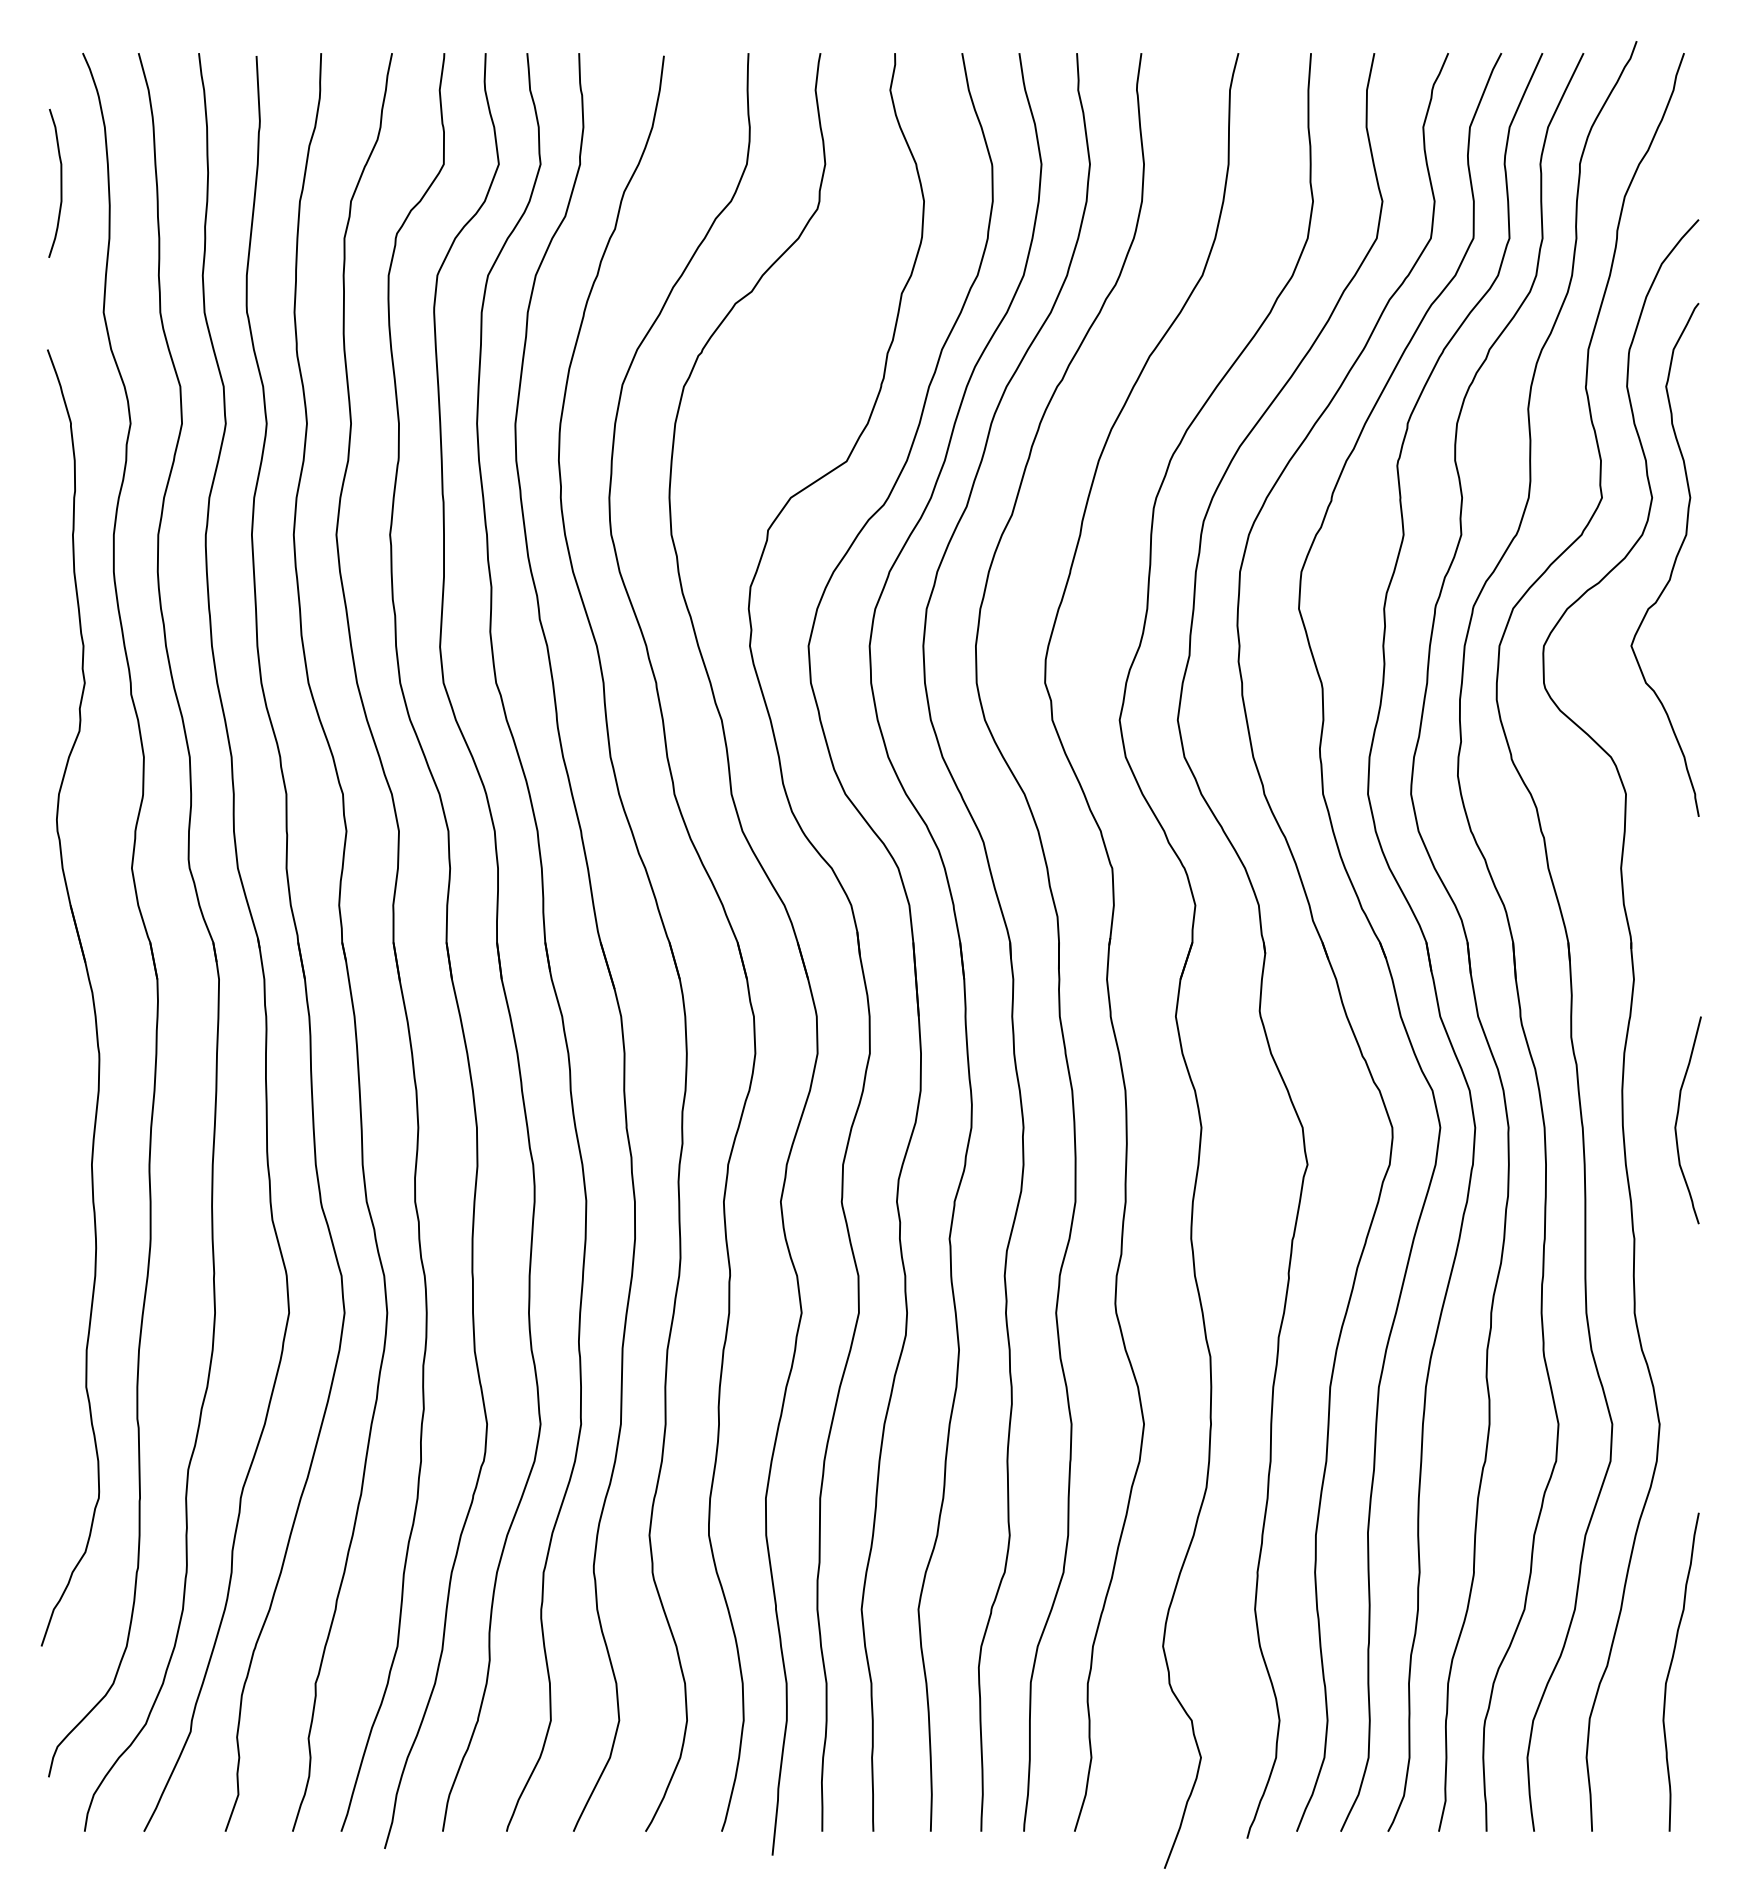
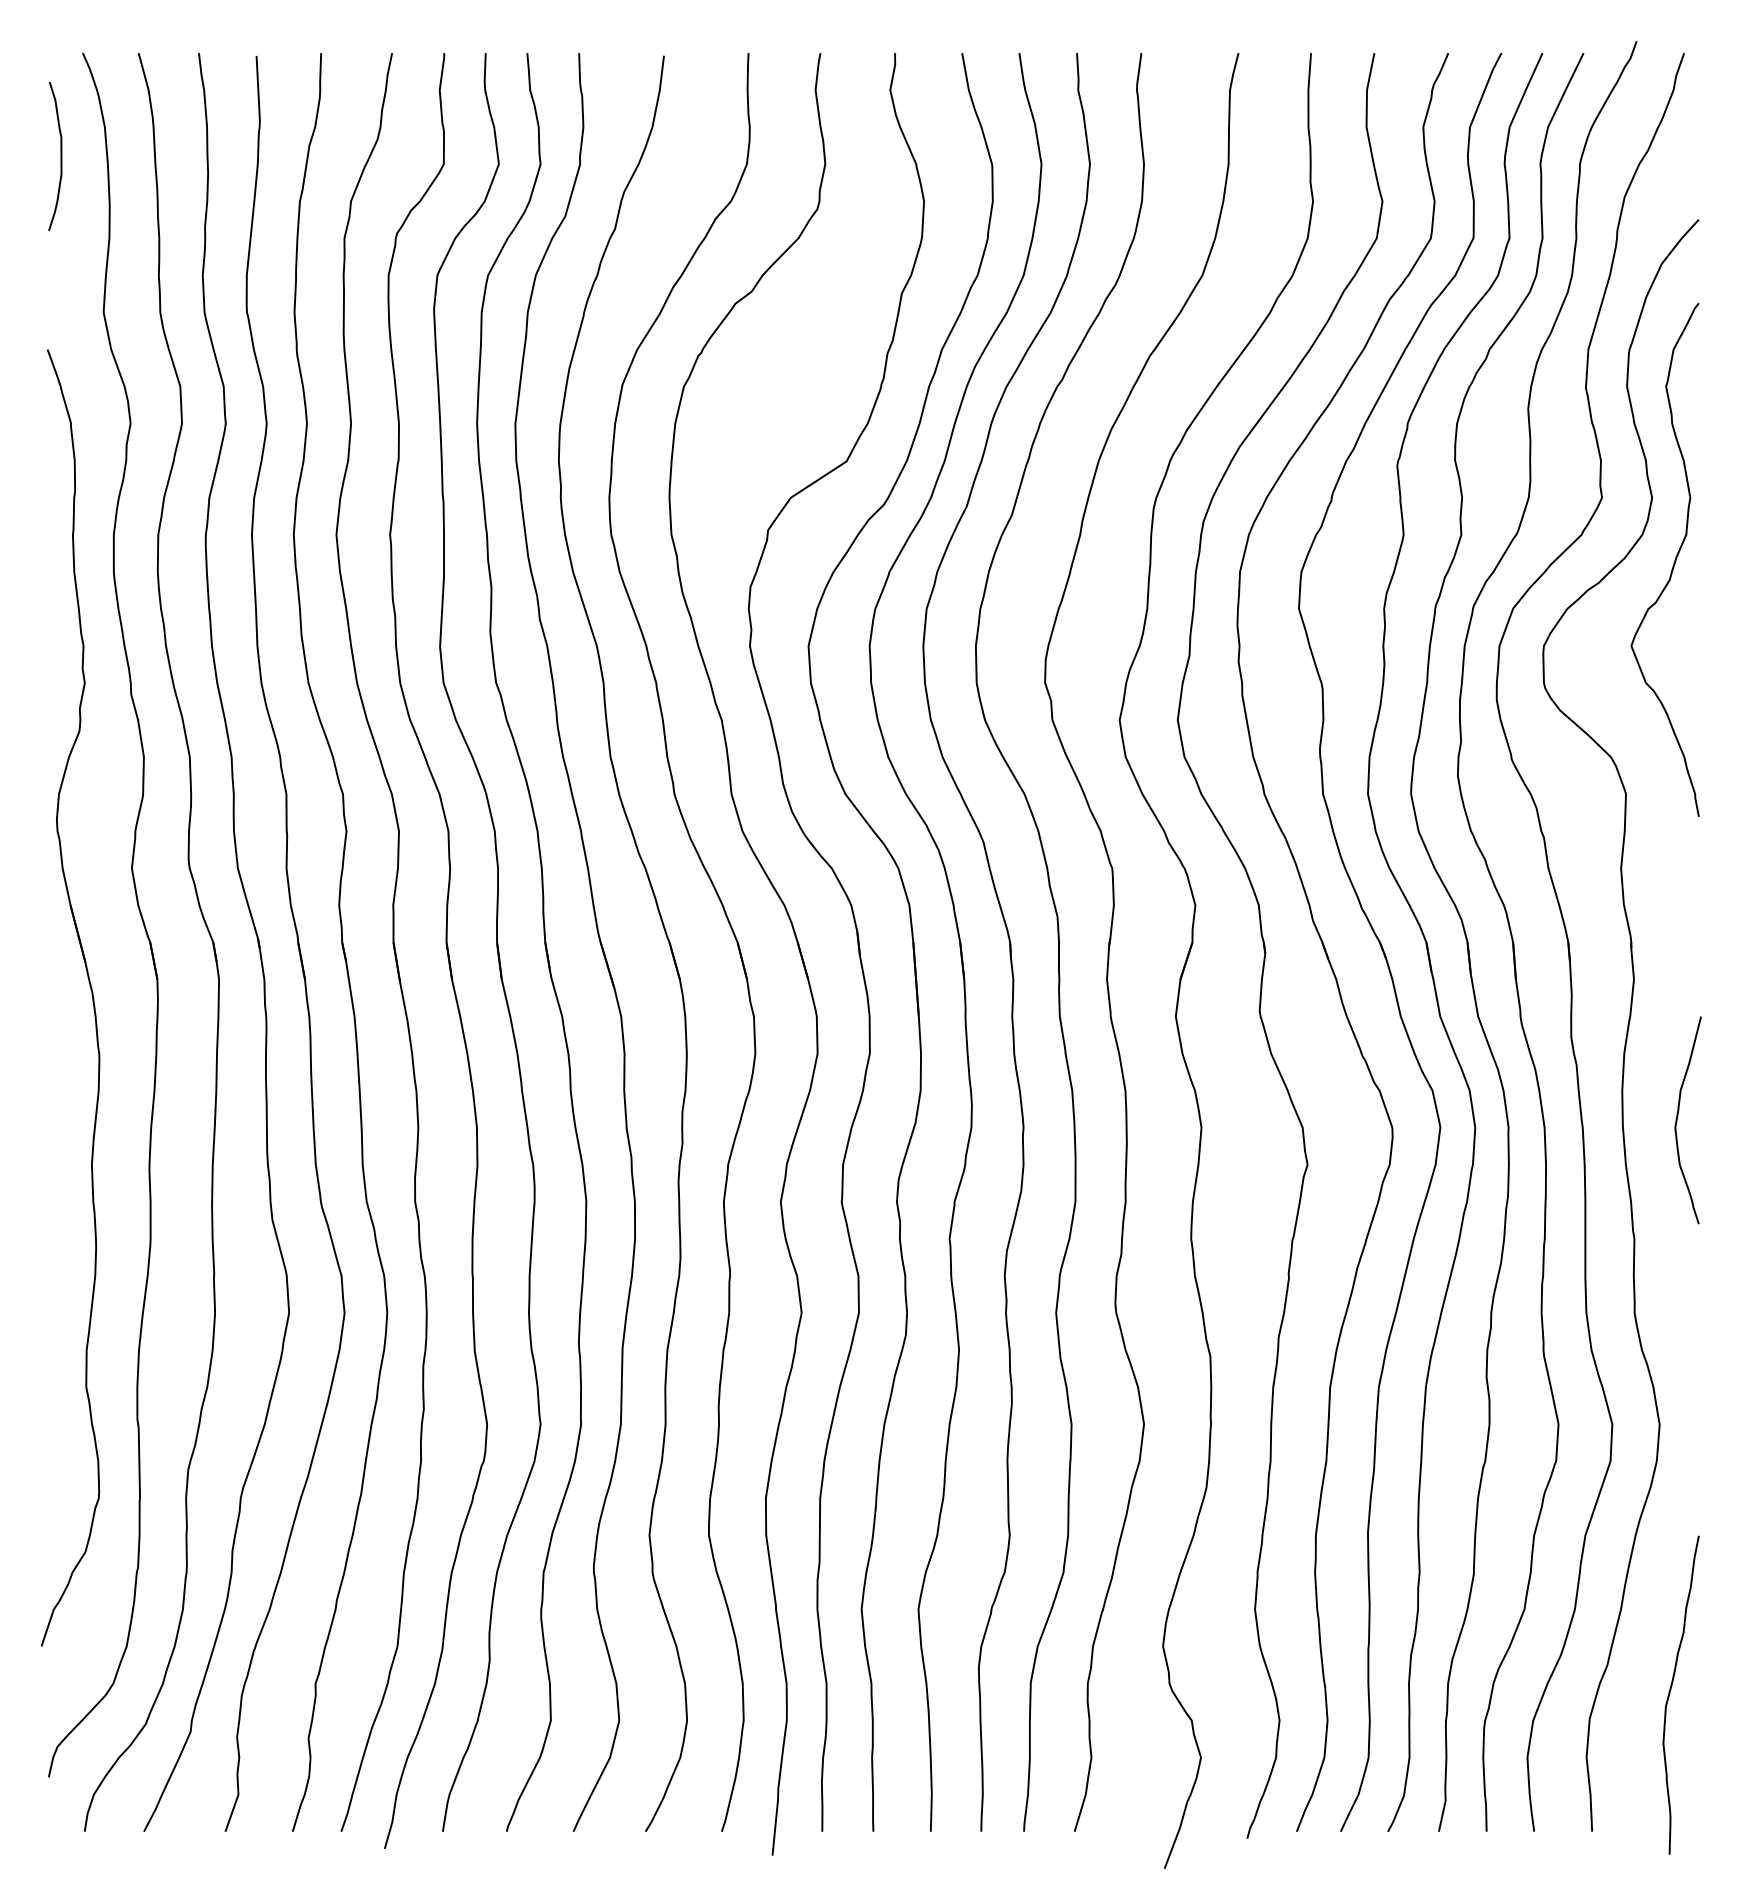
curve position: (60, 182) -> (60, 155) (60, 155)
curve position: (1671, 1667) -> (1671, 1690) (1671, 1690)
